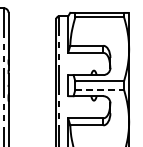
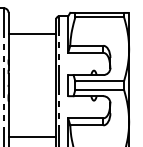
line: none -> present (32, 34)
line: dashed -> solid (100, 89)
line: none -> present (32, 137)
